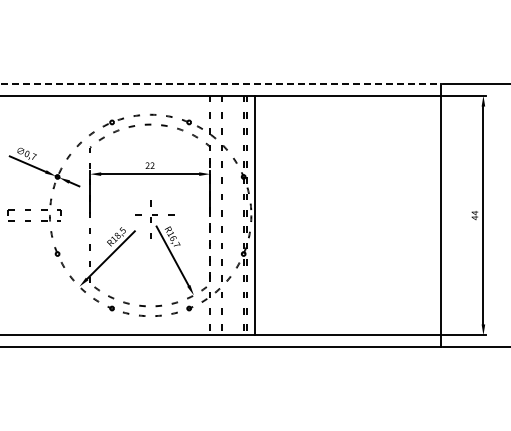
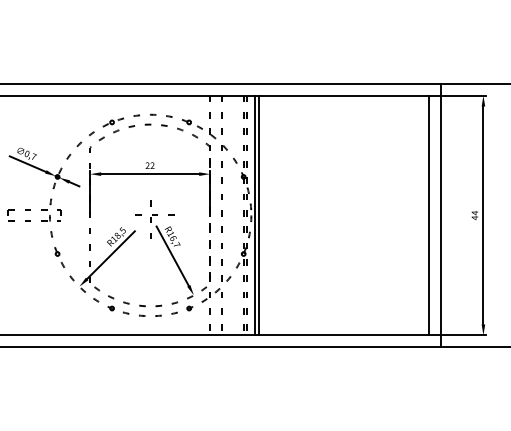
line: dashed -> solid (220, 83)
line: none -> present (258, 215)
line: none -> present (428, 215)
